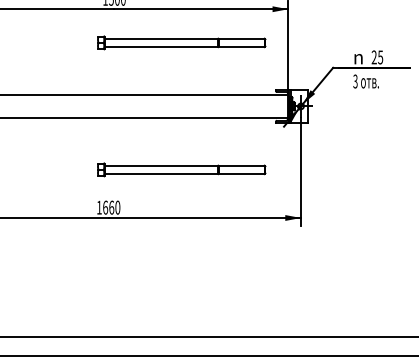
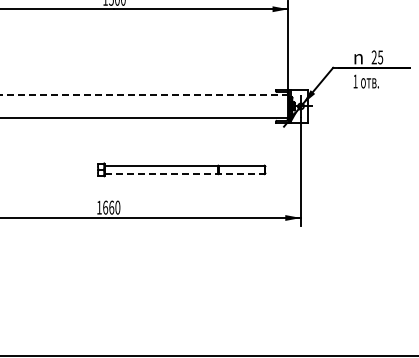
part: present -> none (181, 42)
text: 3 -> 1 (355, 81)
line: solid -> dashed (144, 94)
line: solid -> dashed (185, 174)
line: present -> none (208, 336)
